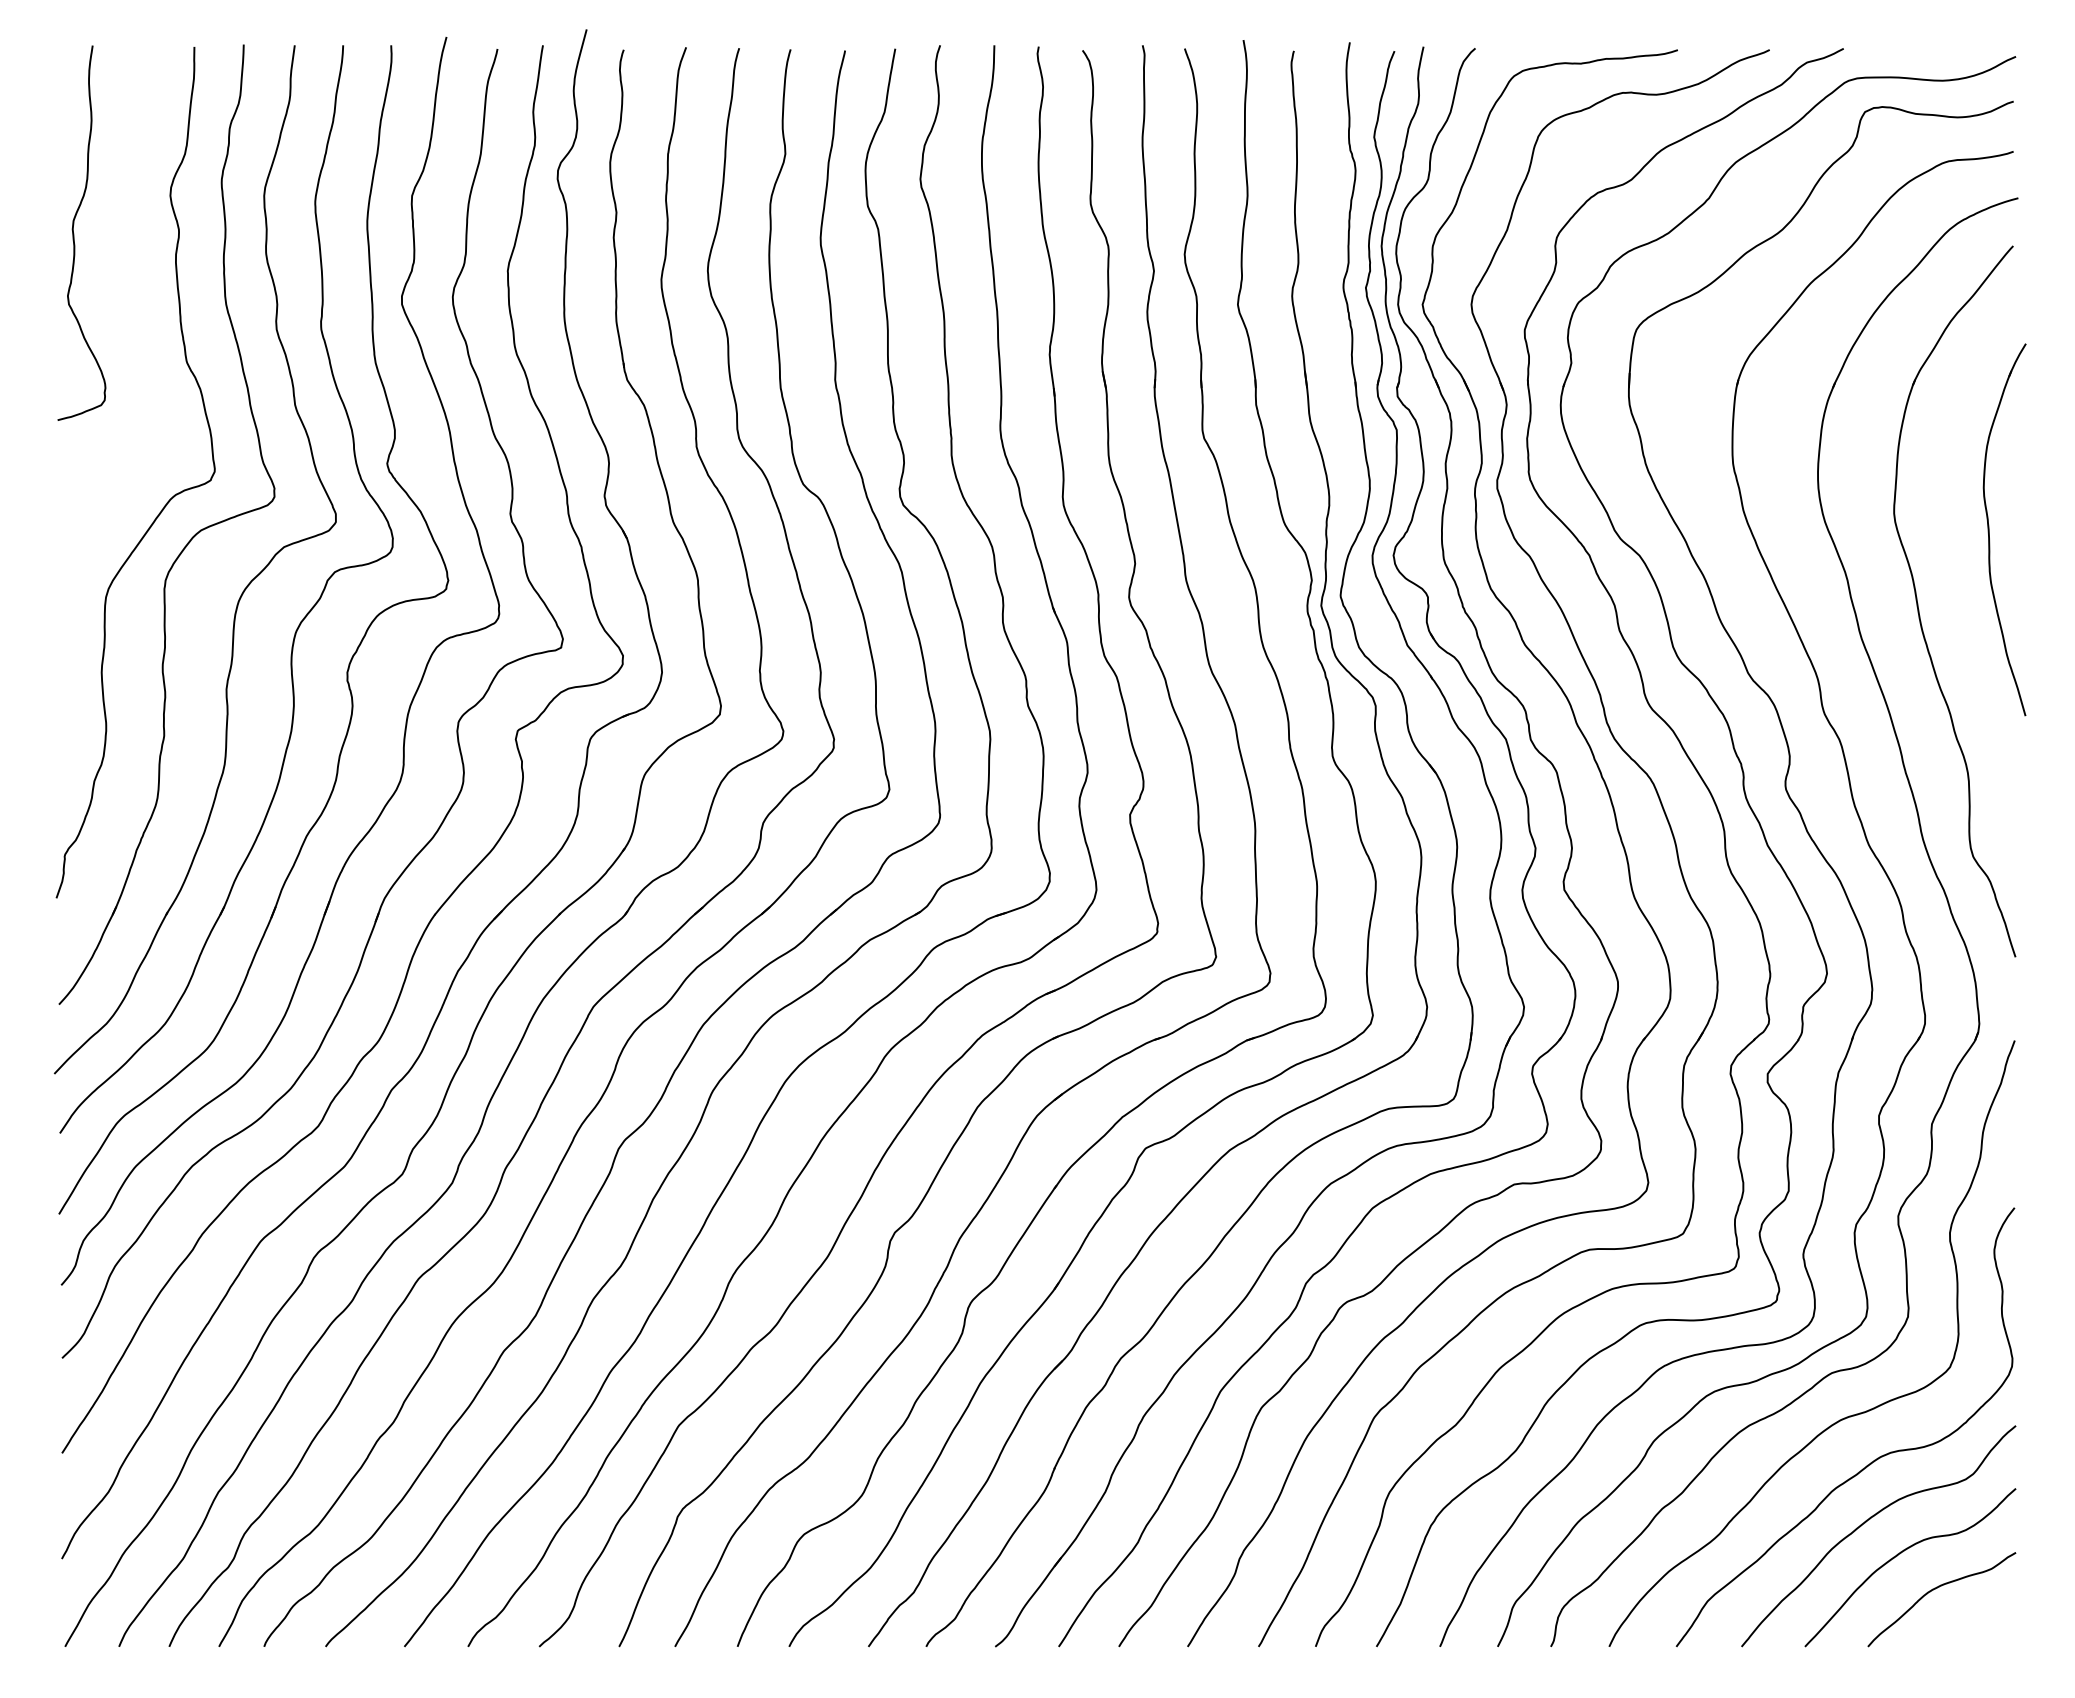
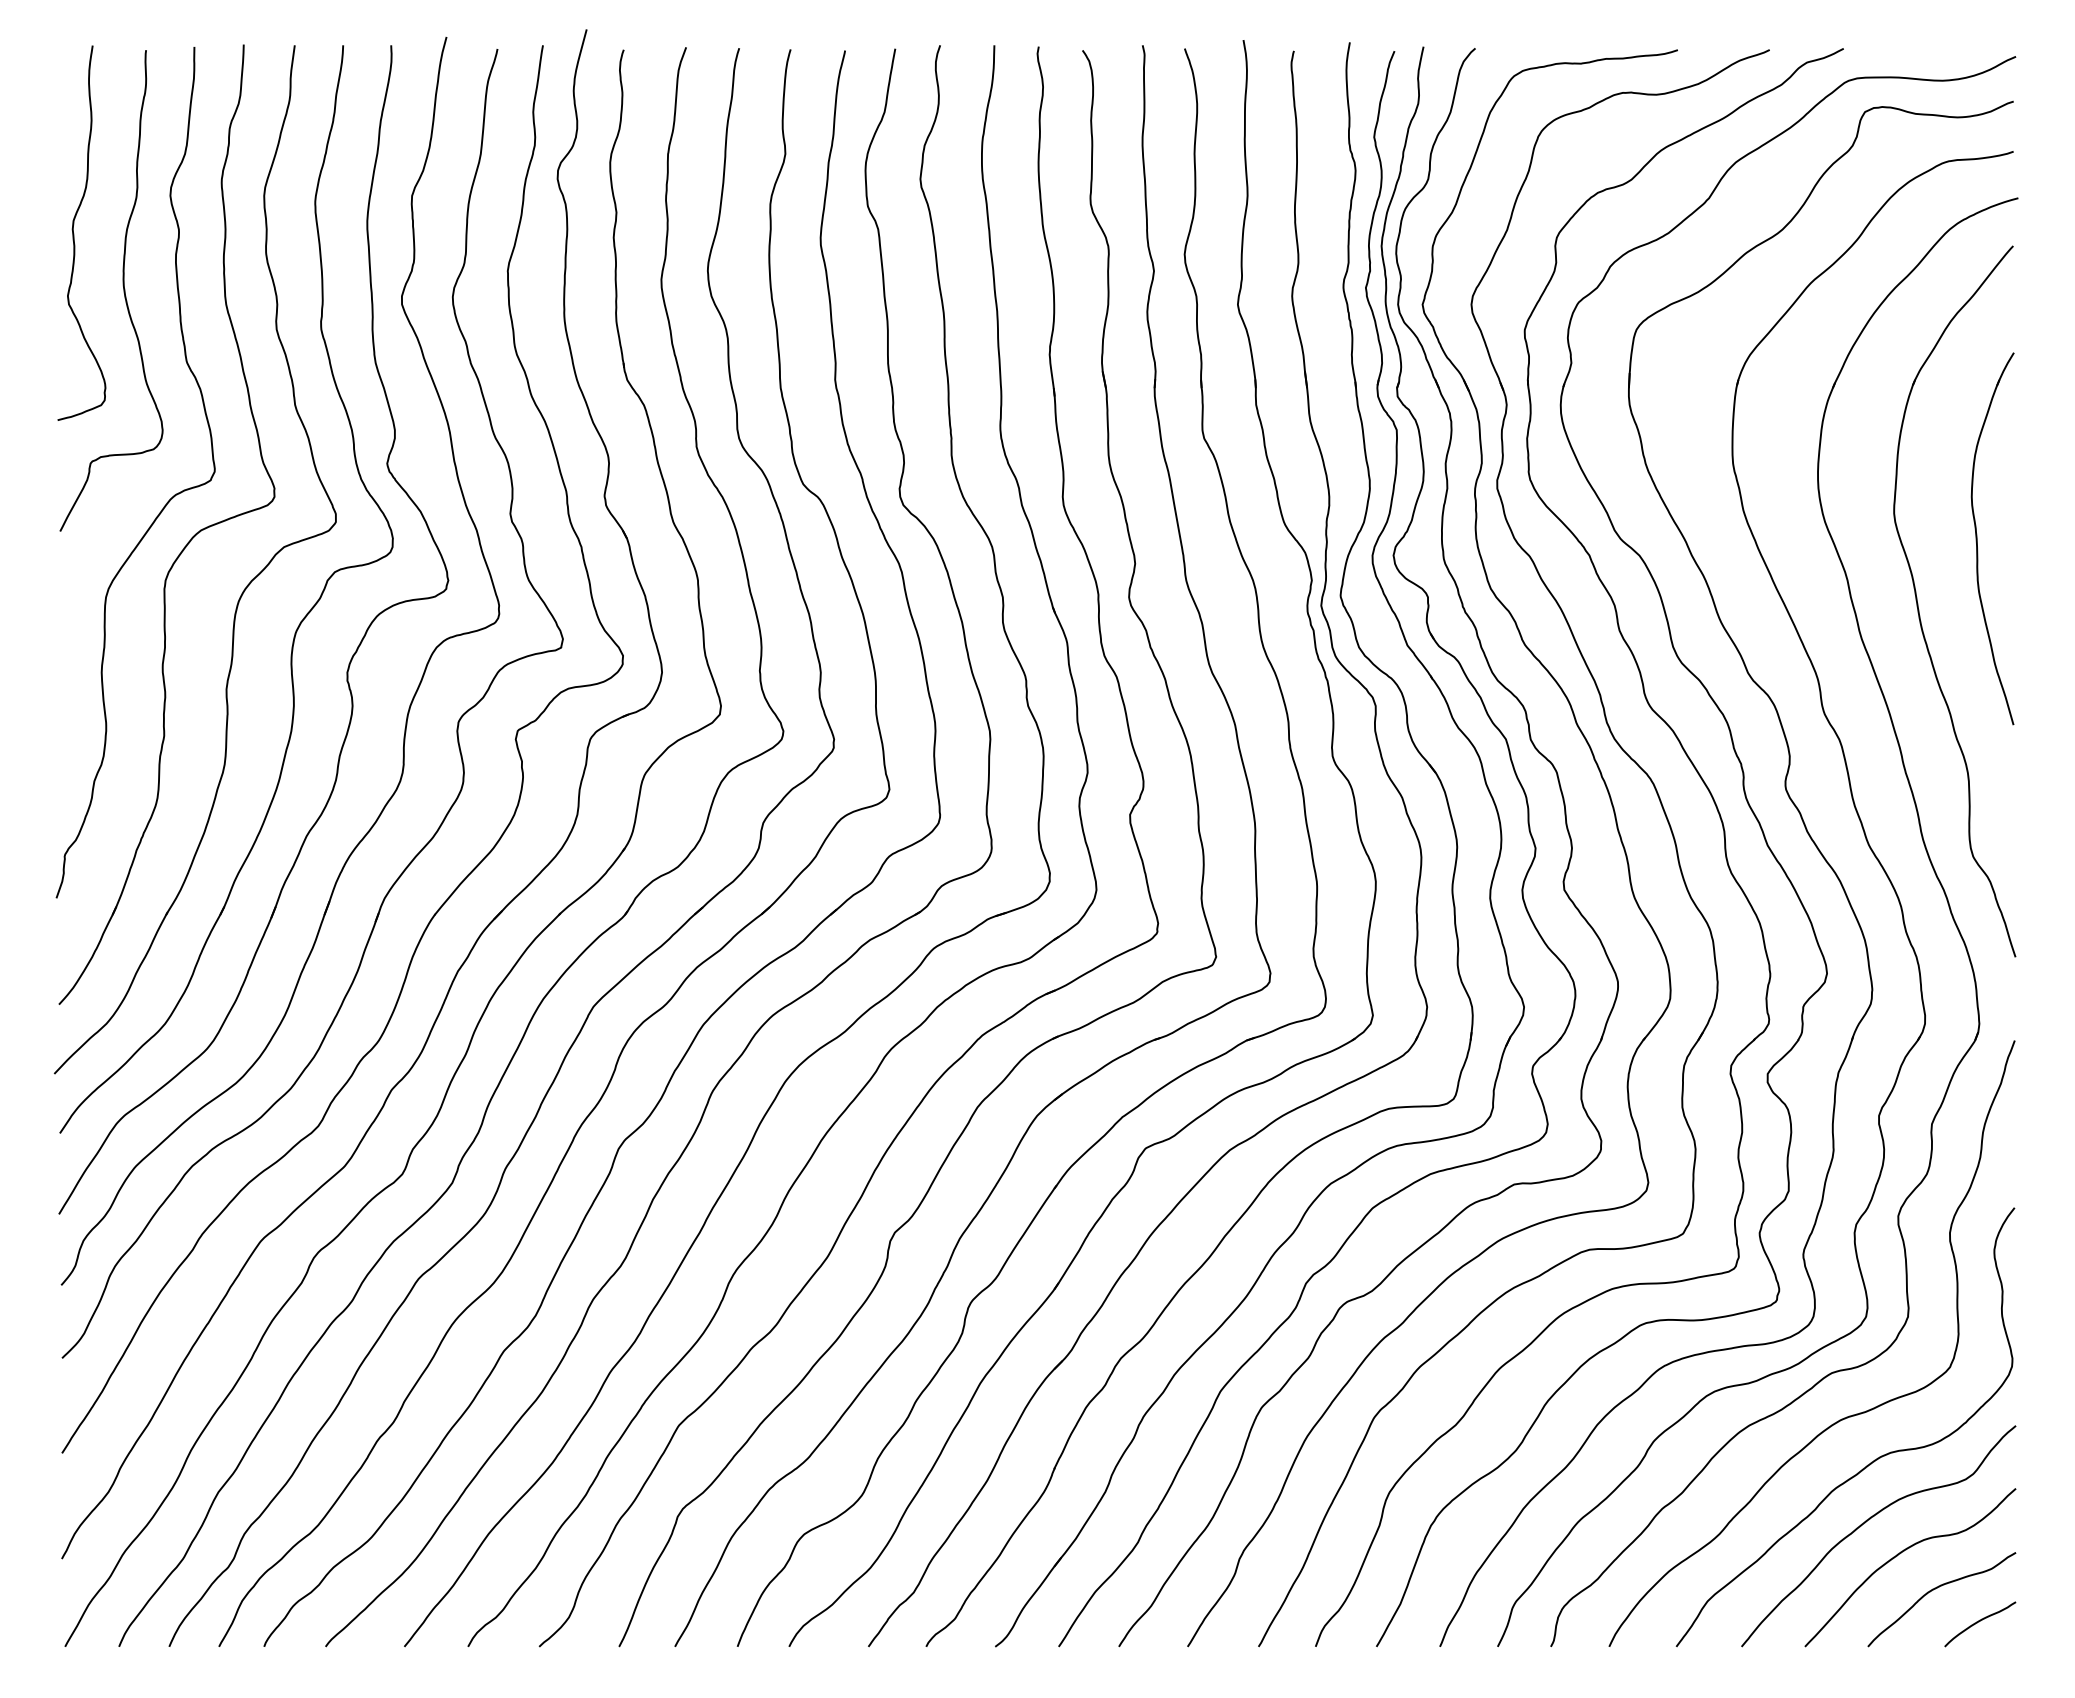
curve: none -> present (123, 290)
part position: (1989, 529) -> (1977, 538) (1977, 538)
curve: none -> present (1979, 1622)
